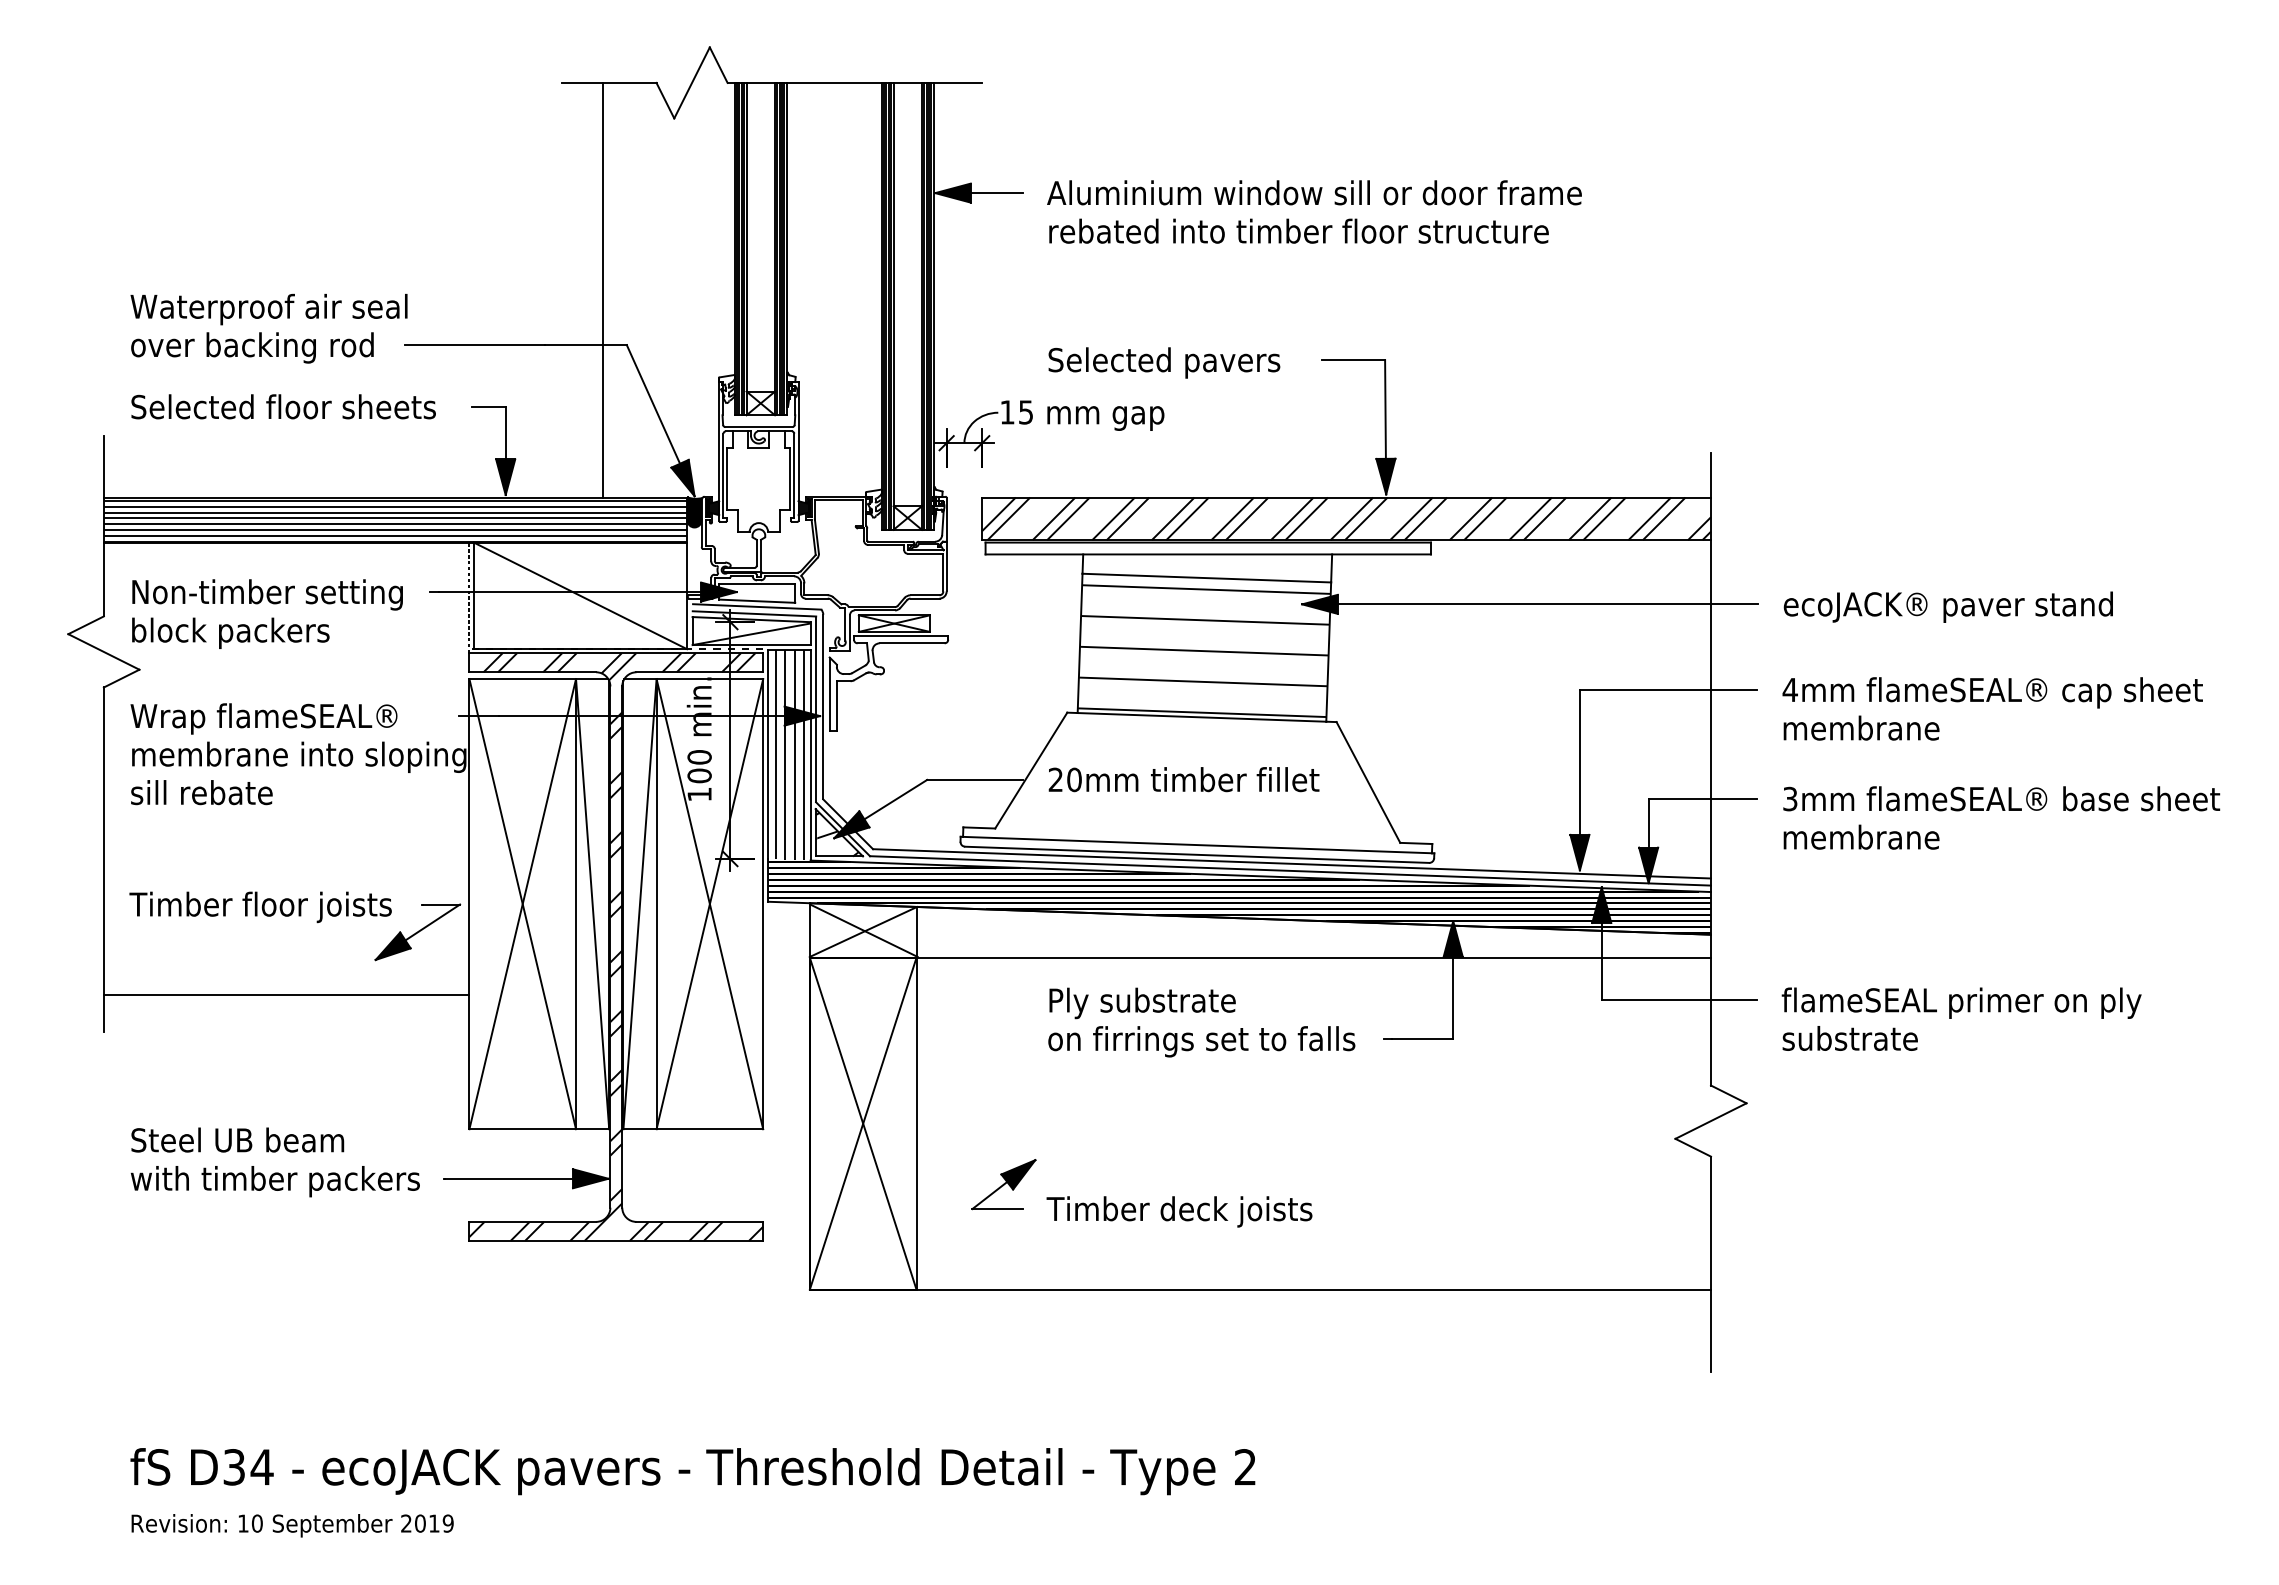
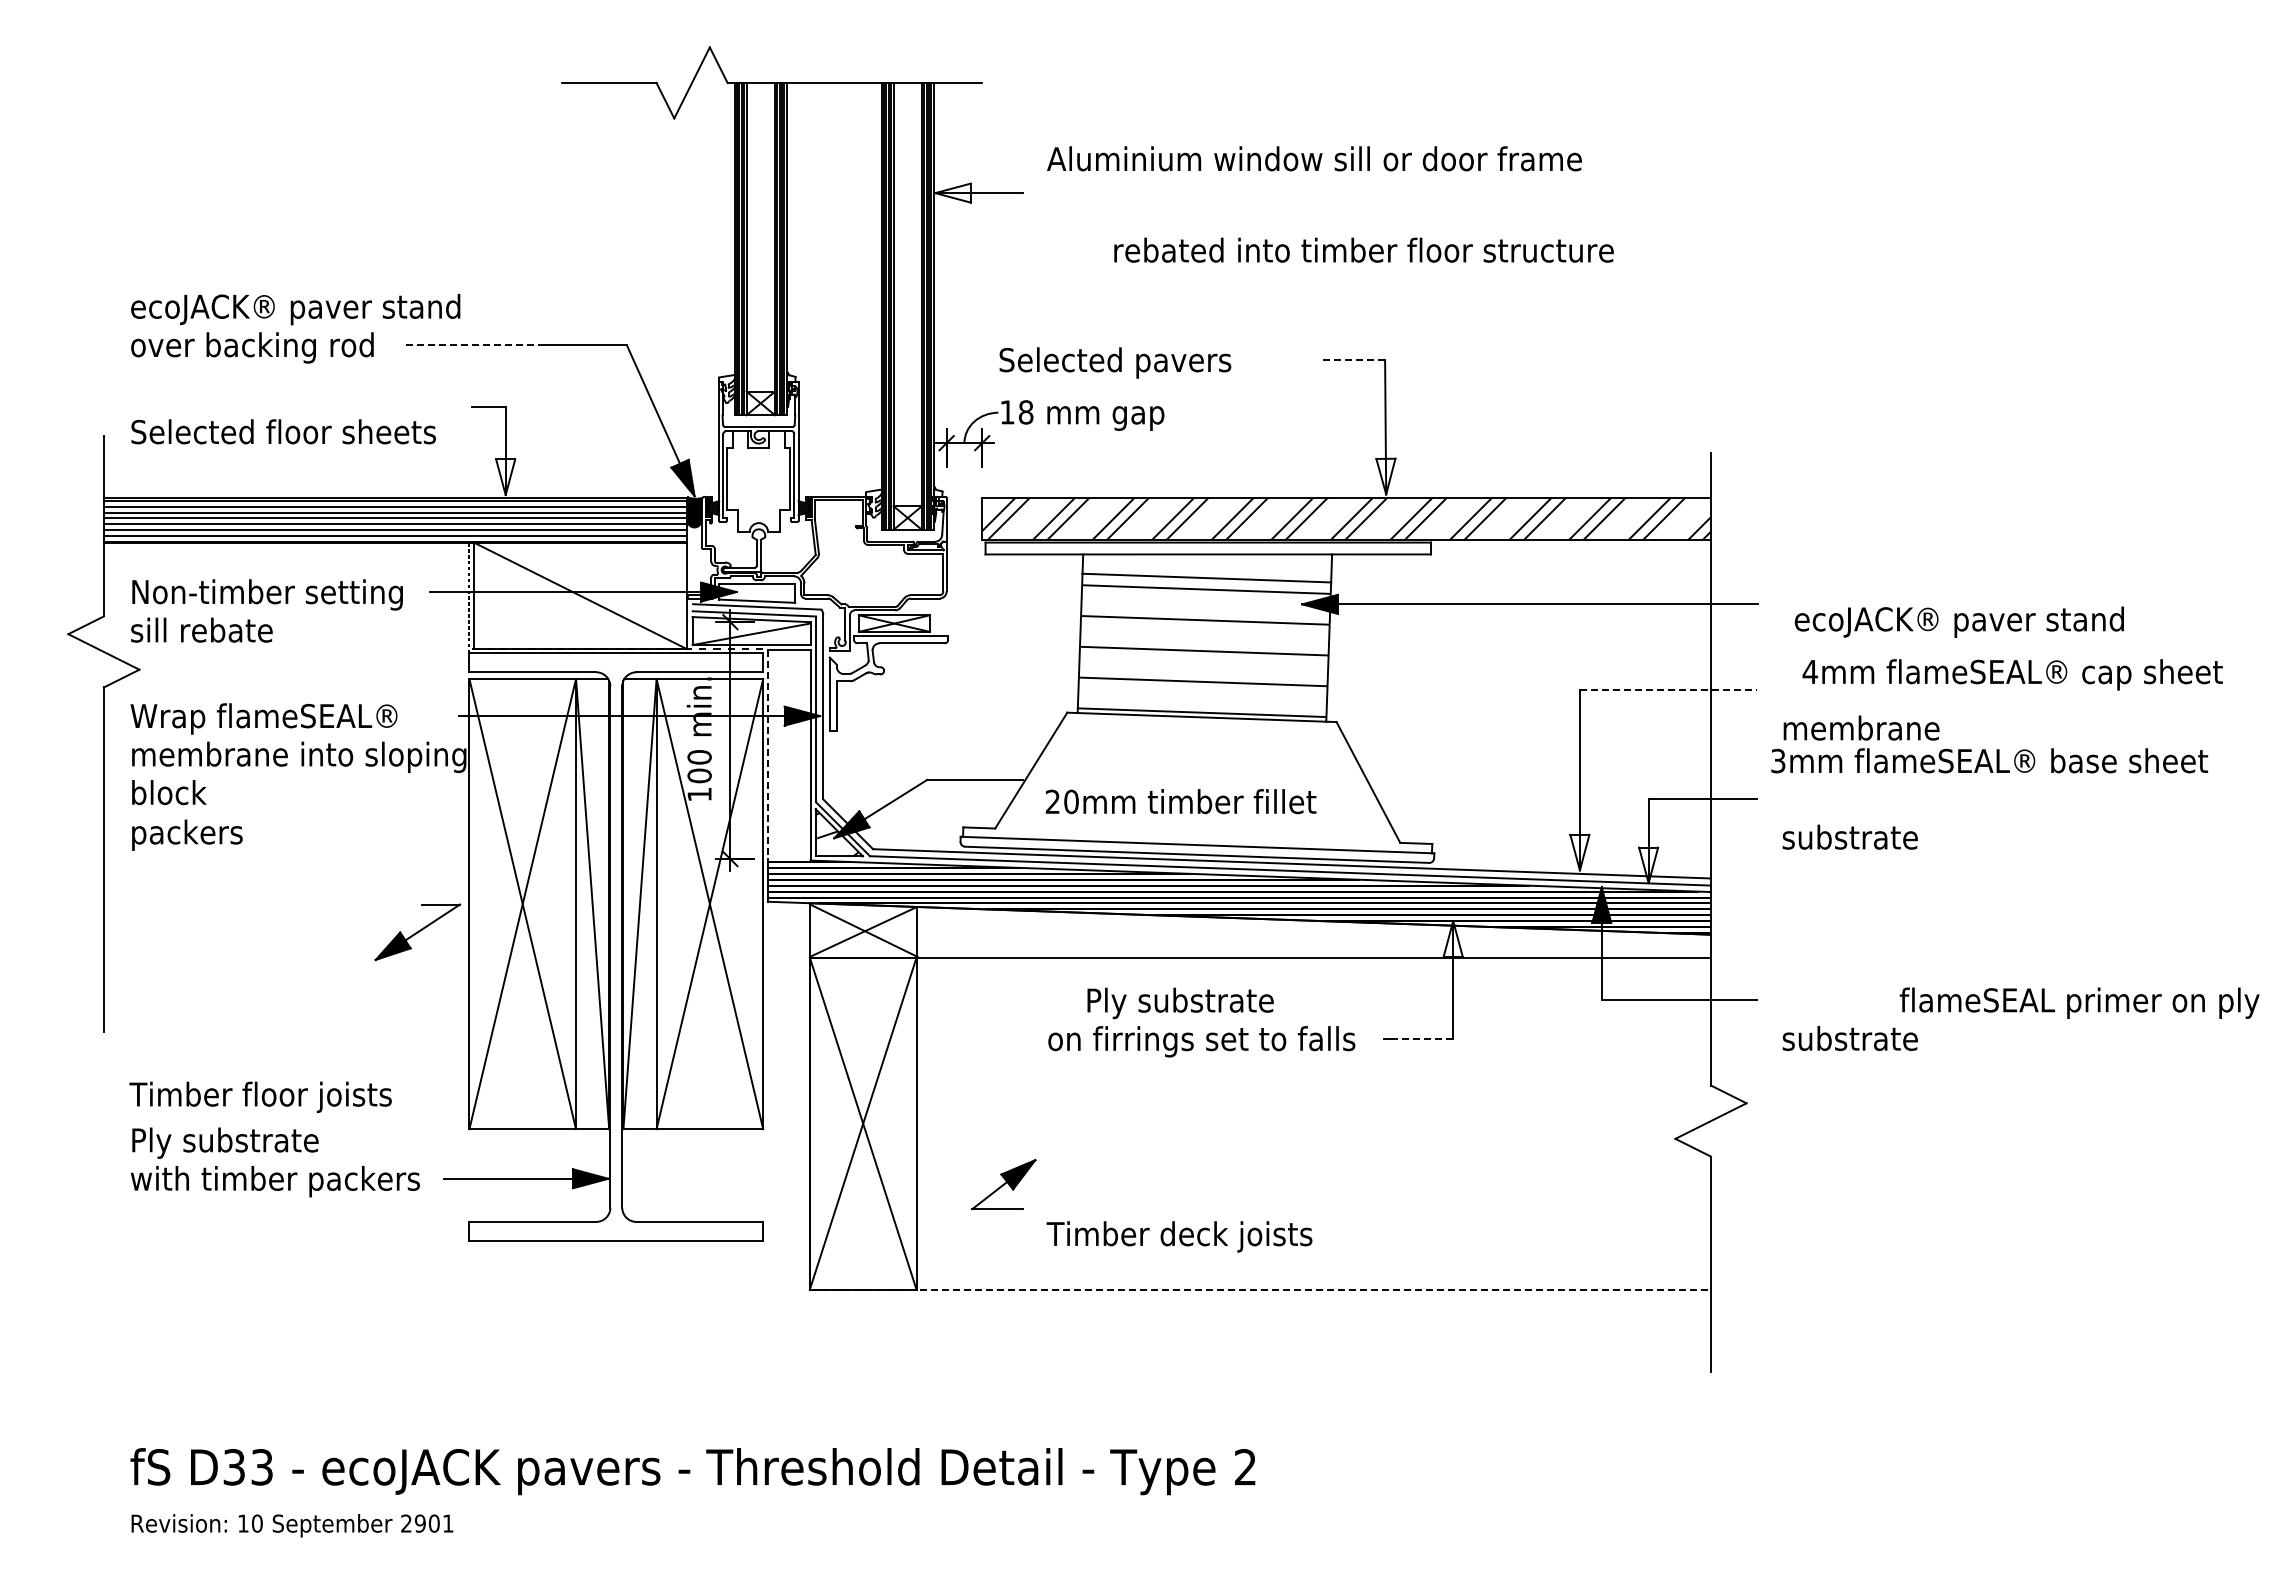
fill: present -> none (952, 192)
text position: (1314, 192) -> (1314, 158) (1314, 158)
text position: (1298, 230) -> (1363, 249) (1363, 249)
line: present -> none (602, 289)
text: Waterproof air seal -> ecoJACK® paver stand (295, 309)
line: solid -> dashed (474, 345)
line: solid -> dashed (1353, 360)
text position: (1164, 362) -> (1115, 362) (1115, 362)
text position: (283, 406) -> (283, 431) (283, 431)
text: 15 -> 18 (1025, 412)
fill: present -> none (1385, 476)
fill: present -> none (505, 477)
text position: (1947, 606) -> (1958, 621) (1958, 621)
text: block packers -> sill rebate (230, 632)
line: solid -> dashed (1668, 690)
text position: (1992, 692) -> (2012, 674) (2012, 674)
line: solid -> dashed (767, 755)
hatch: present -> none (789, 755)
text position: (1183, 779) -> (1180, 801) (1180, 801)
text position: (2001, 798) -> (1989, 760) (1989, 760)
text: sill rebate -> block packers (201, 815)
text: membrane -> substrate (1860, 836)
fill: present -> none (1579, 852)
fill: present -> none (1648, 865)
text position: (260, 907) -> (260, 1097) (260, 1097)
fill: present -> none (1452, 938)
hatch: present -> none (616, 946)
line: present -> none (286, 995)
text position: (1961, 1002) -> (2079, 1002) (2079, 1002)
text position: (1142, 1003) -> (1180, 1003) (1180, 1003)
line: solid -> dashed (1422, 1038)
text: Steel UB beam -> Ply substrate (237, 1142)
text position: (1179, 1211) -> (1179, 1236) (1179, 1236)
line: solid -> dashed (1260, 1289)
text: D34 -> D33 (261, 1467)
text: 2019 -> 2901 (433, 1523)
